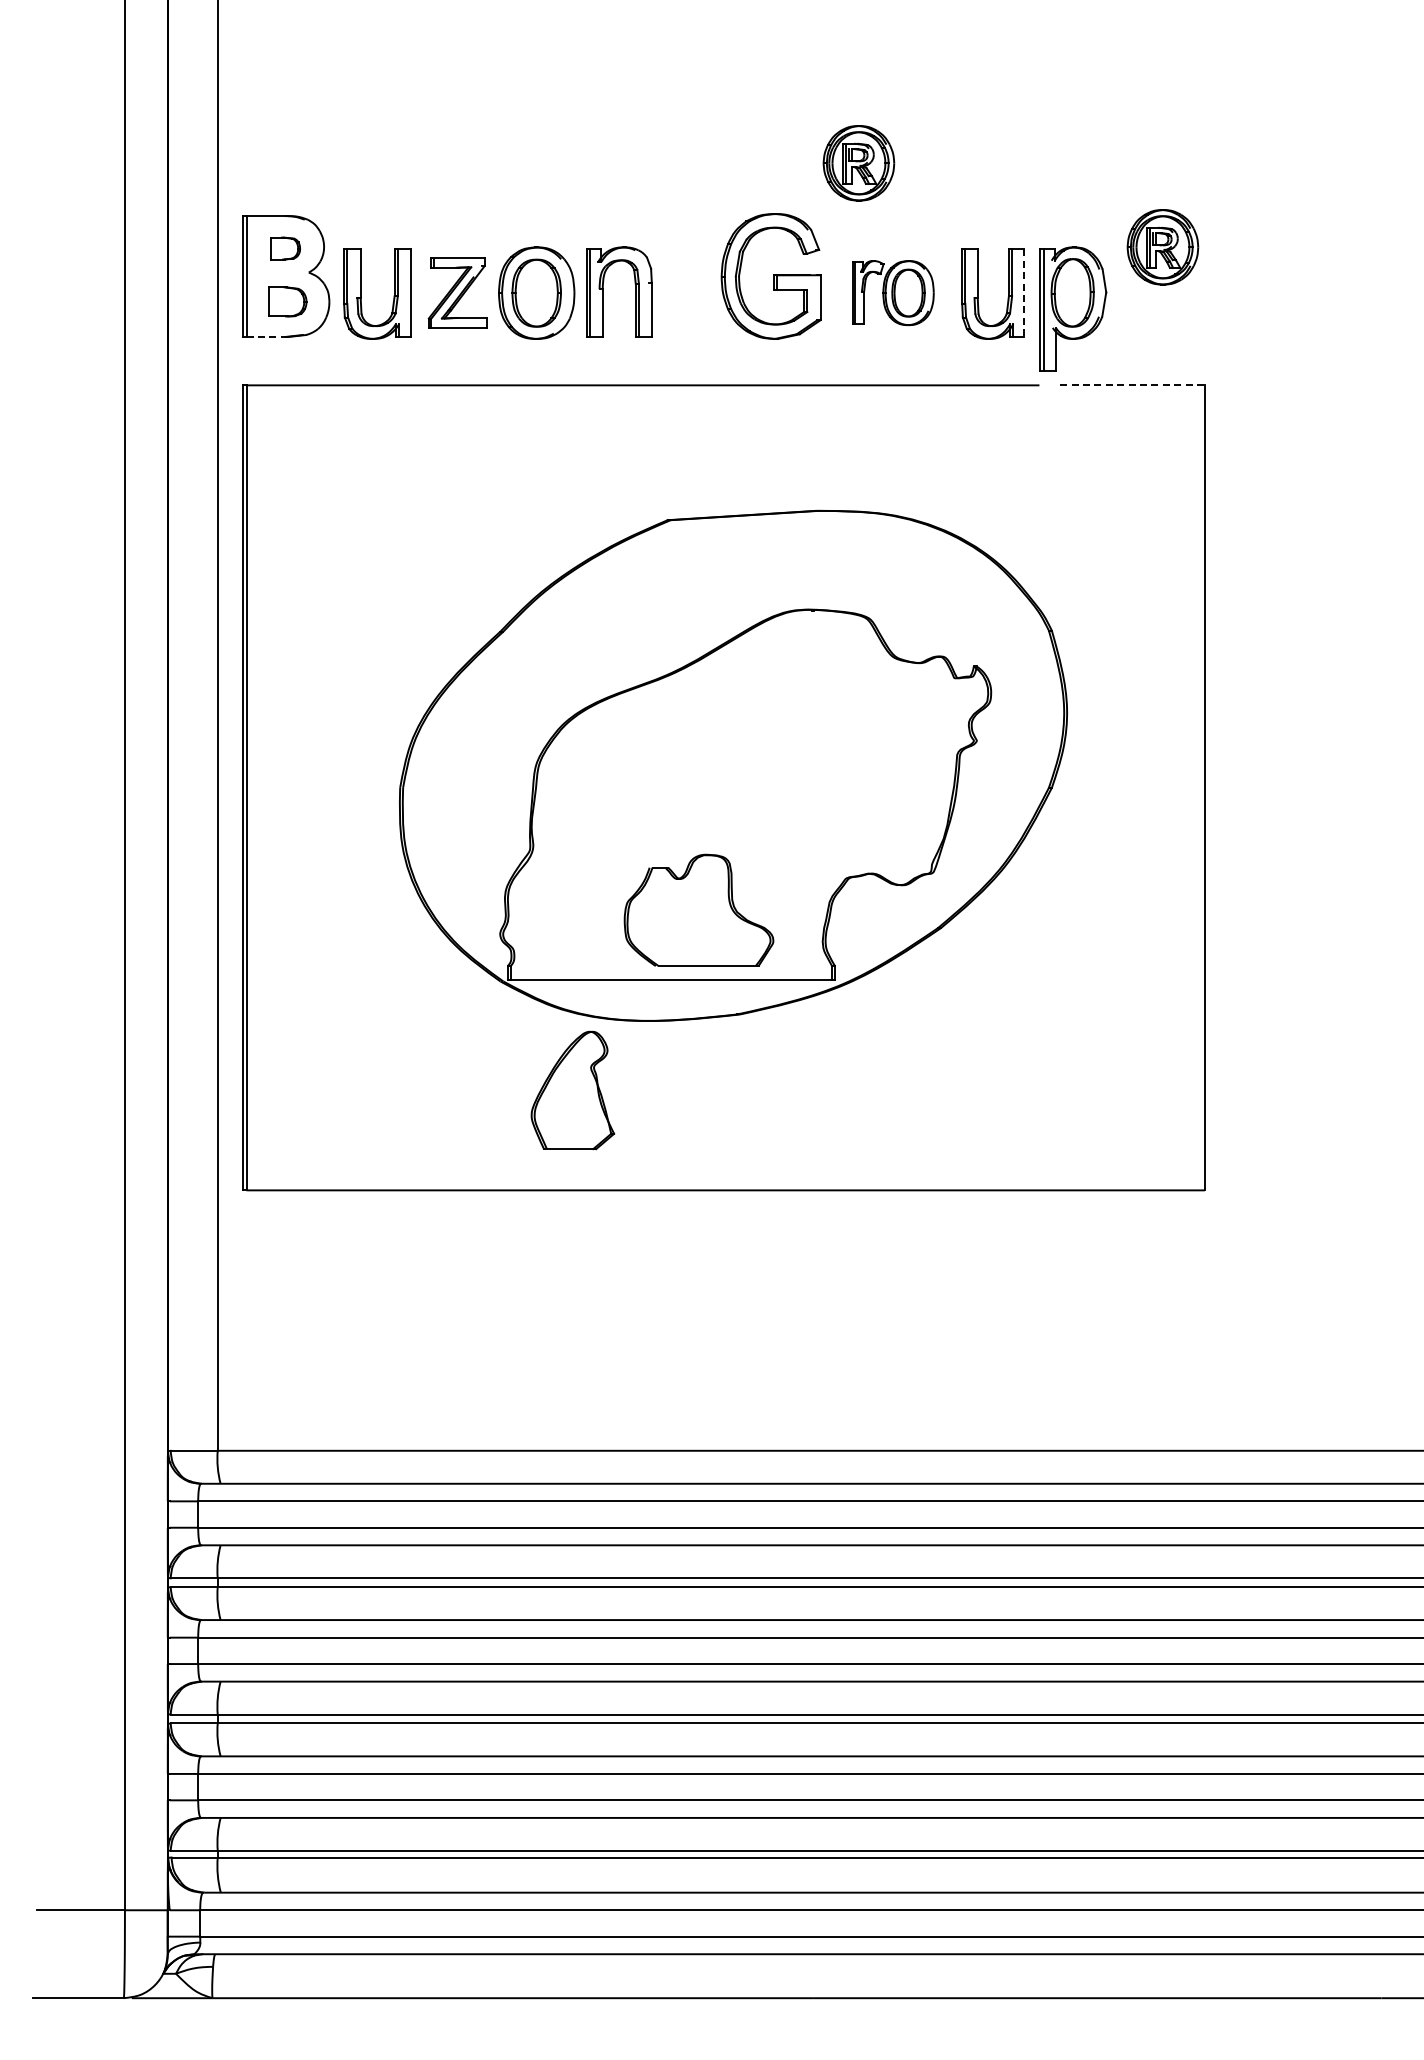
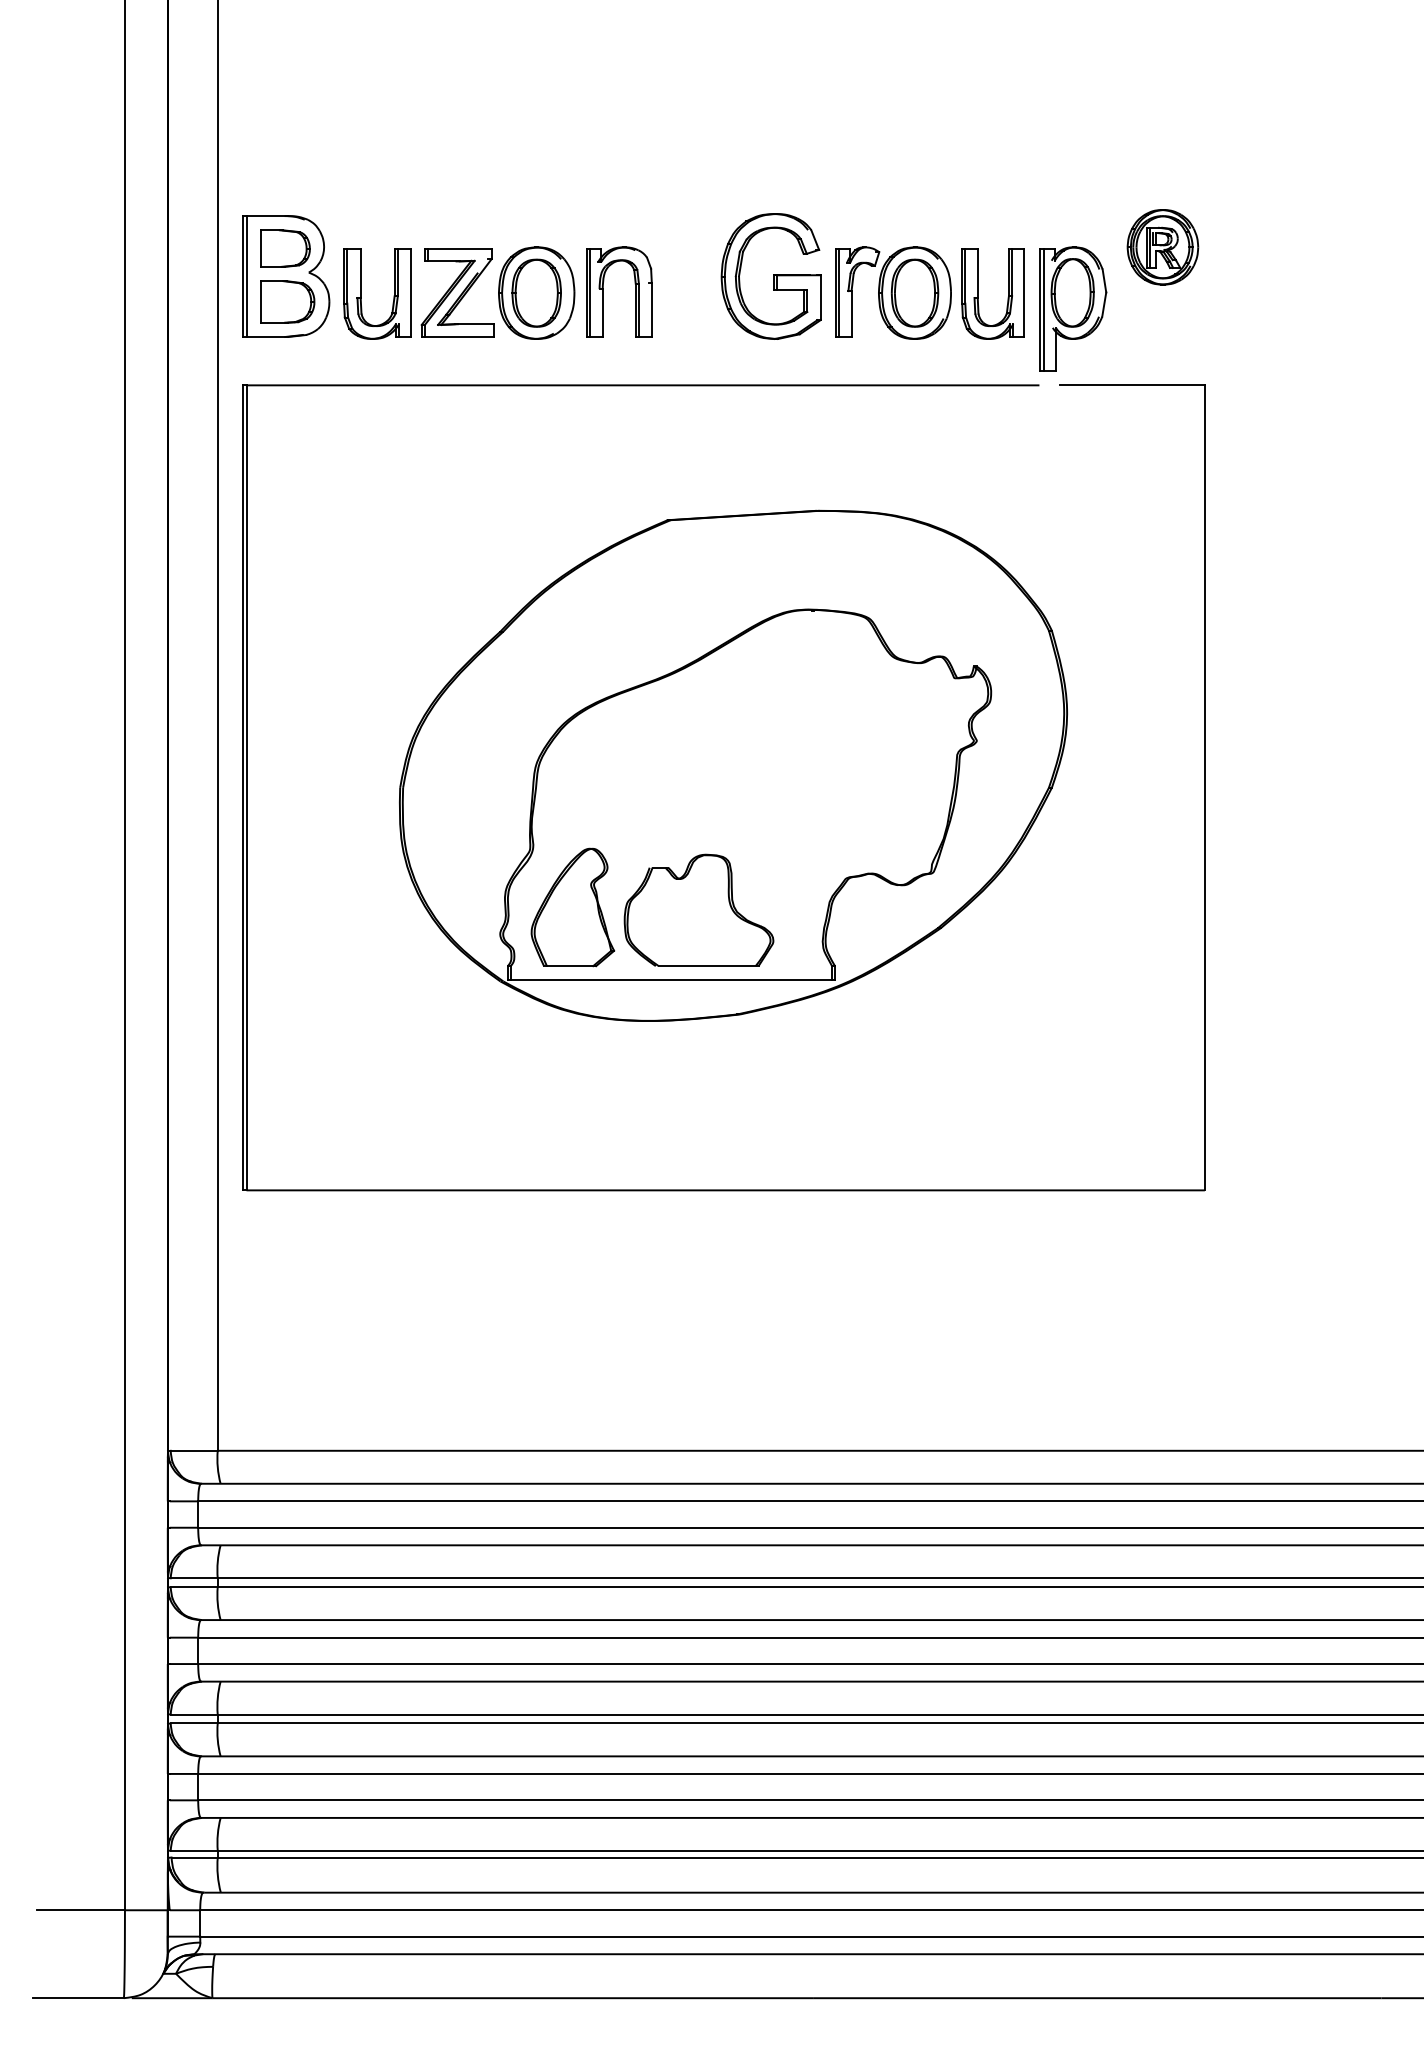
part: present -> none (858, 163)
part size: 31x25 px -> 51x39 px (285, 248)
part size: 61x72 px -> 75x90 px (457, 292)
part size: 83x67 px -> 117x94 px (893, 292)
line: dashed -> solid (1024, 293)
part size: 40x32 px -> 56x44 px (287, 301)
line: dashed -> solid (267, 336)
line: dashed -> solid (1133, 385)
part position: (572, 1090) -> (572, 907) (572, 907)
